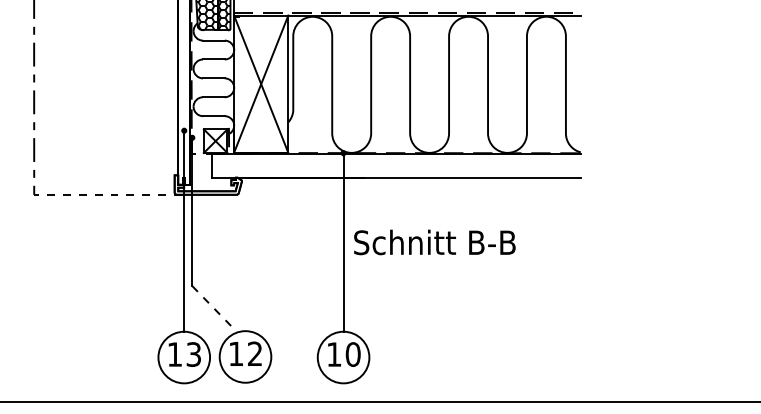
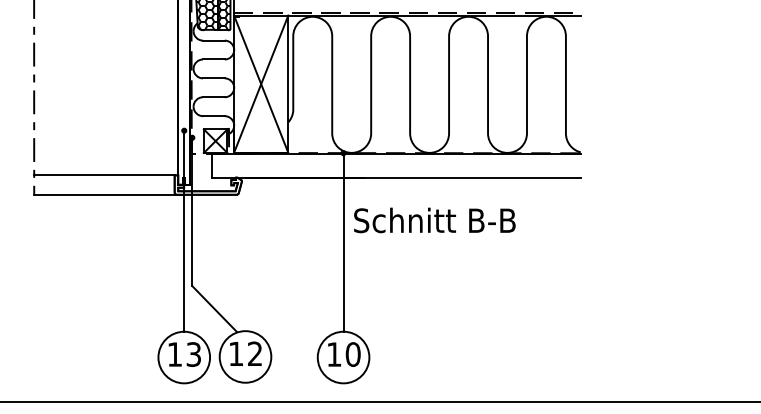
line: none -> present (104, 175)
line: dashed -> solid (108, 194)
text position: (434, 242) -> (434, 220) (434, 220)
line: dashed -> solid (214, 308)
